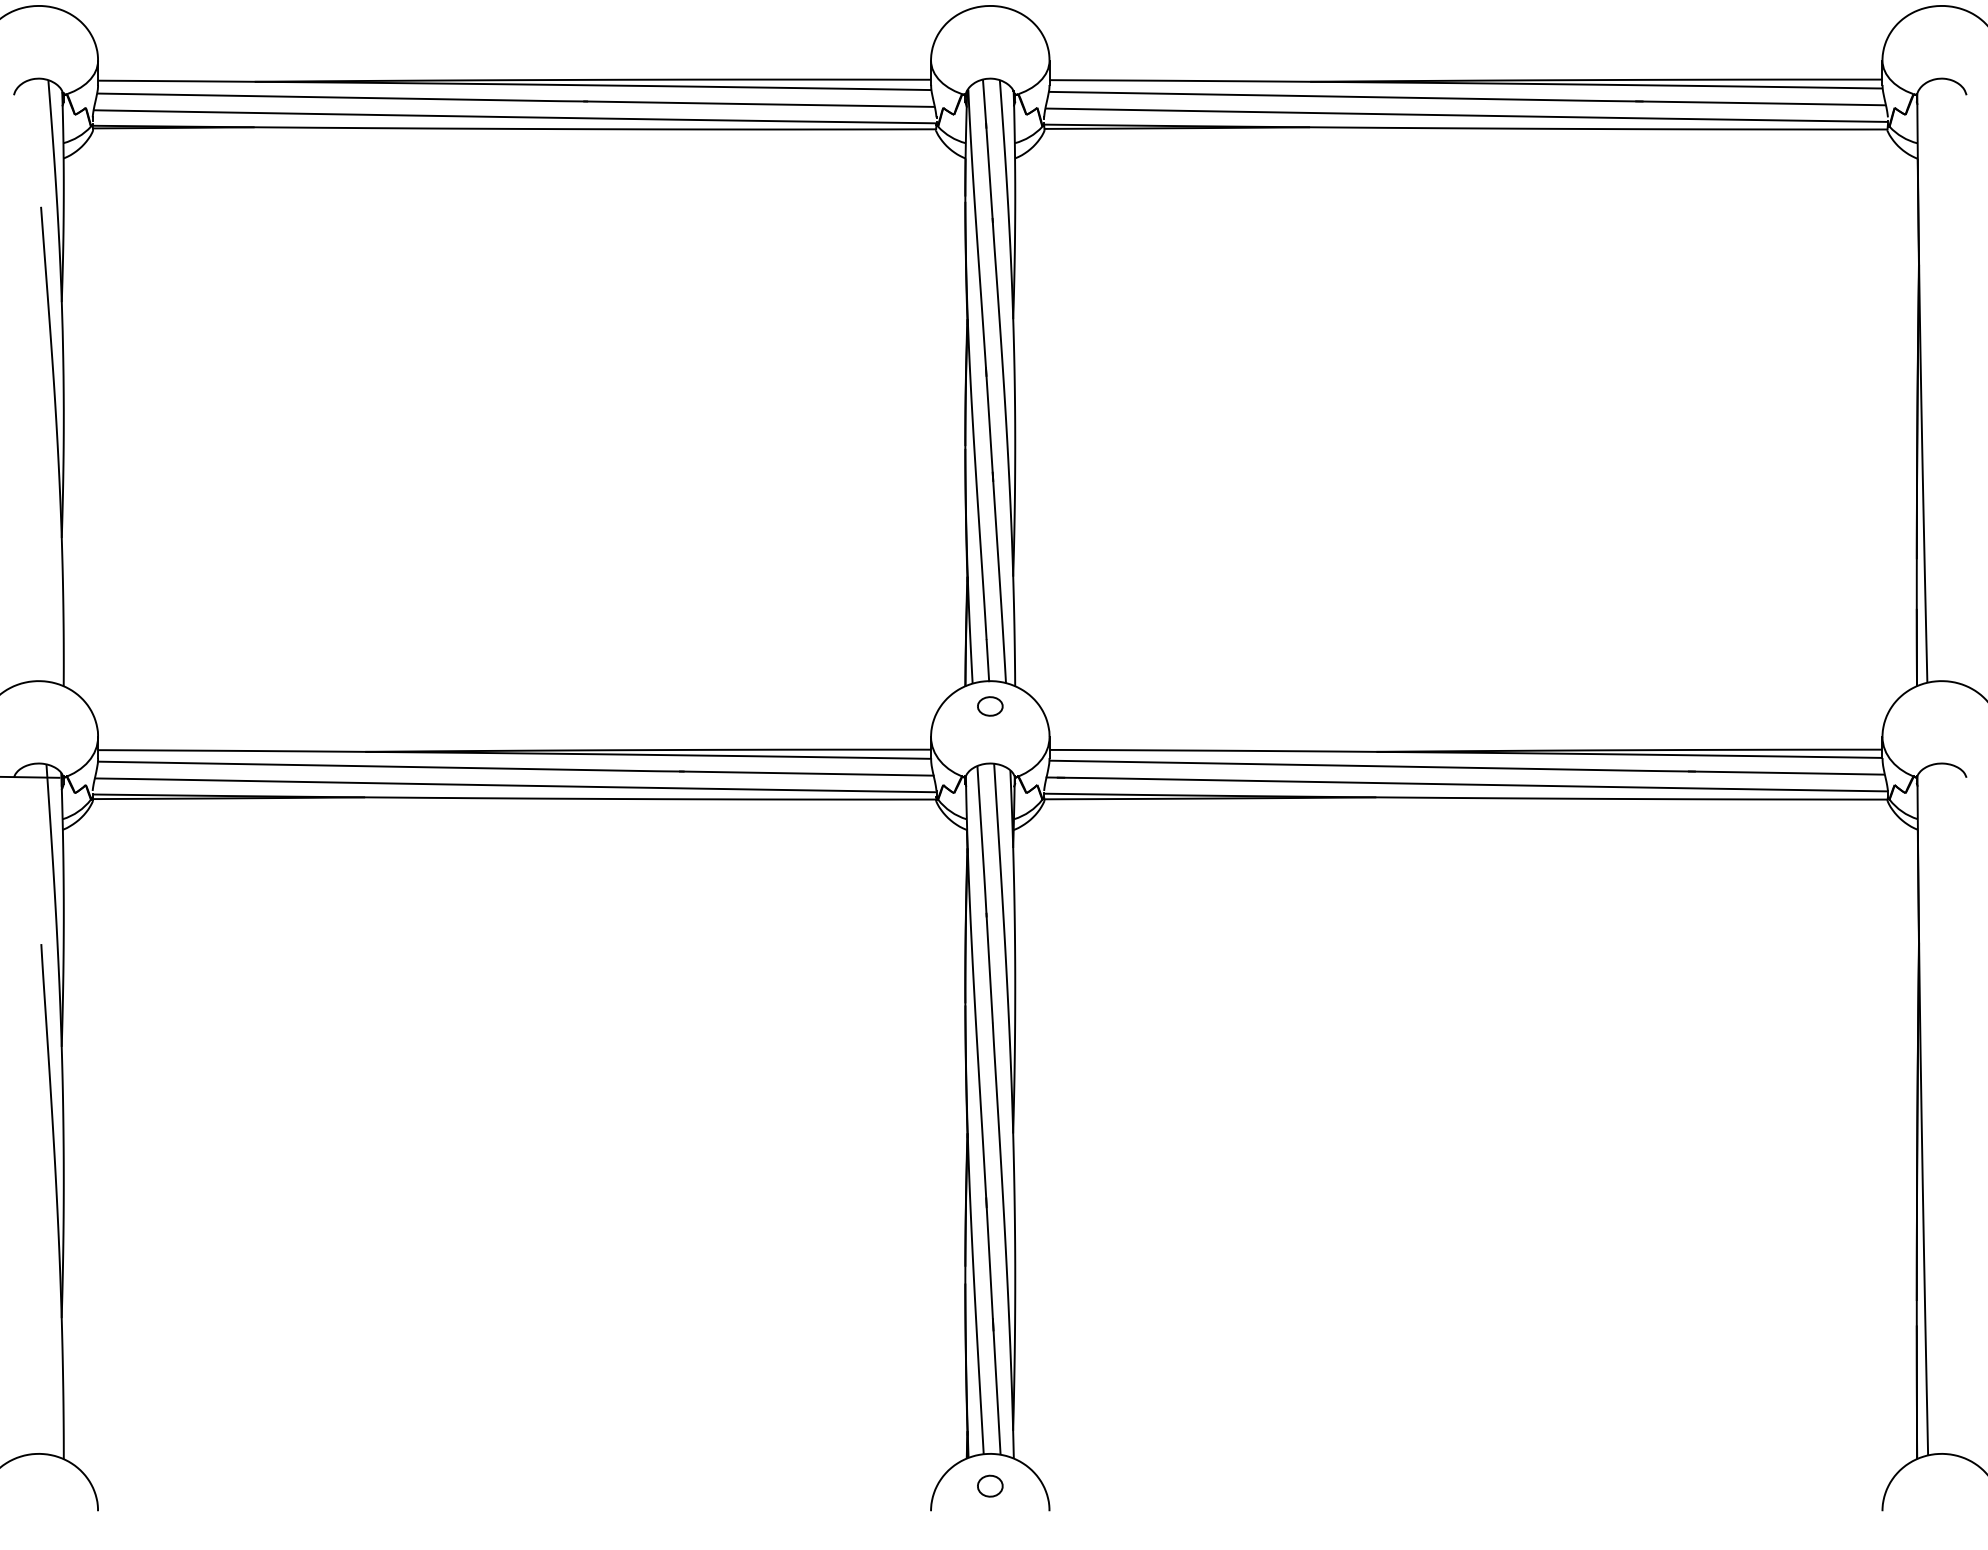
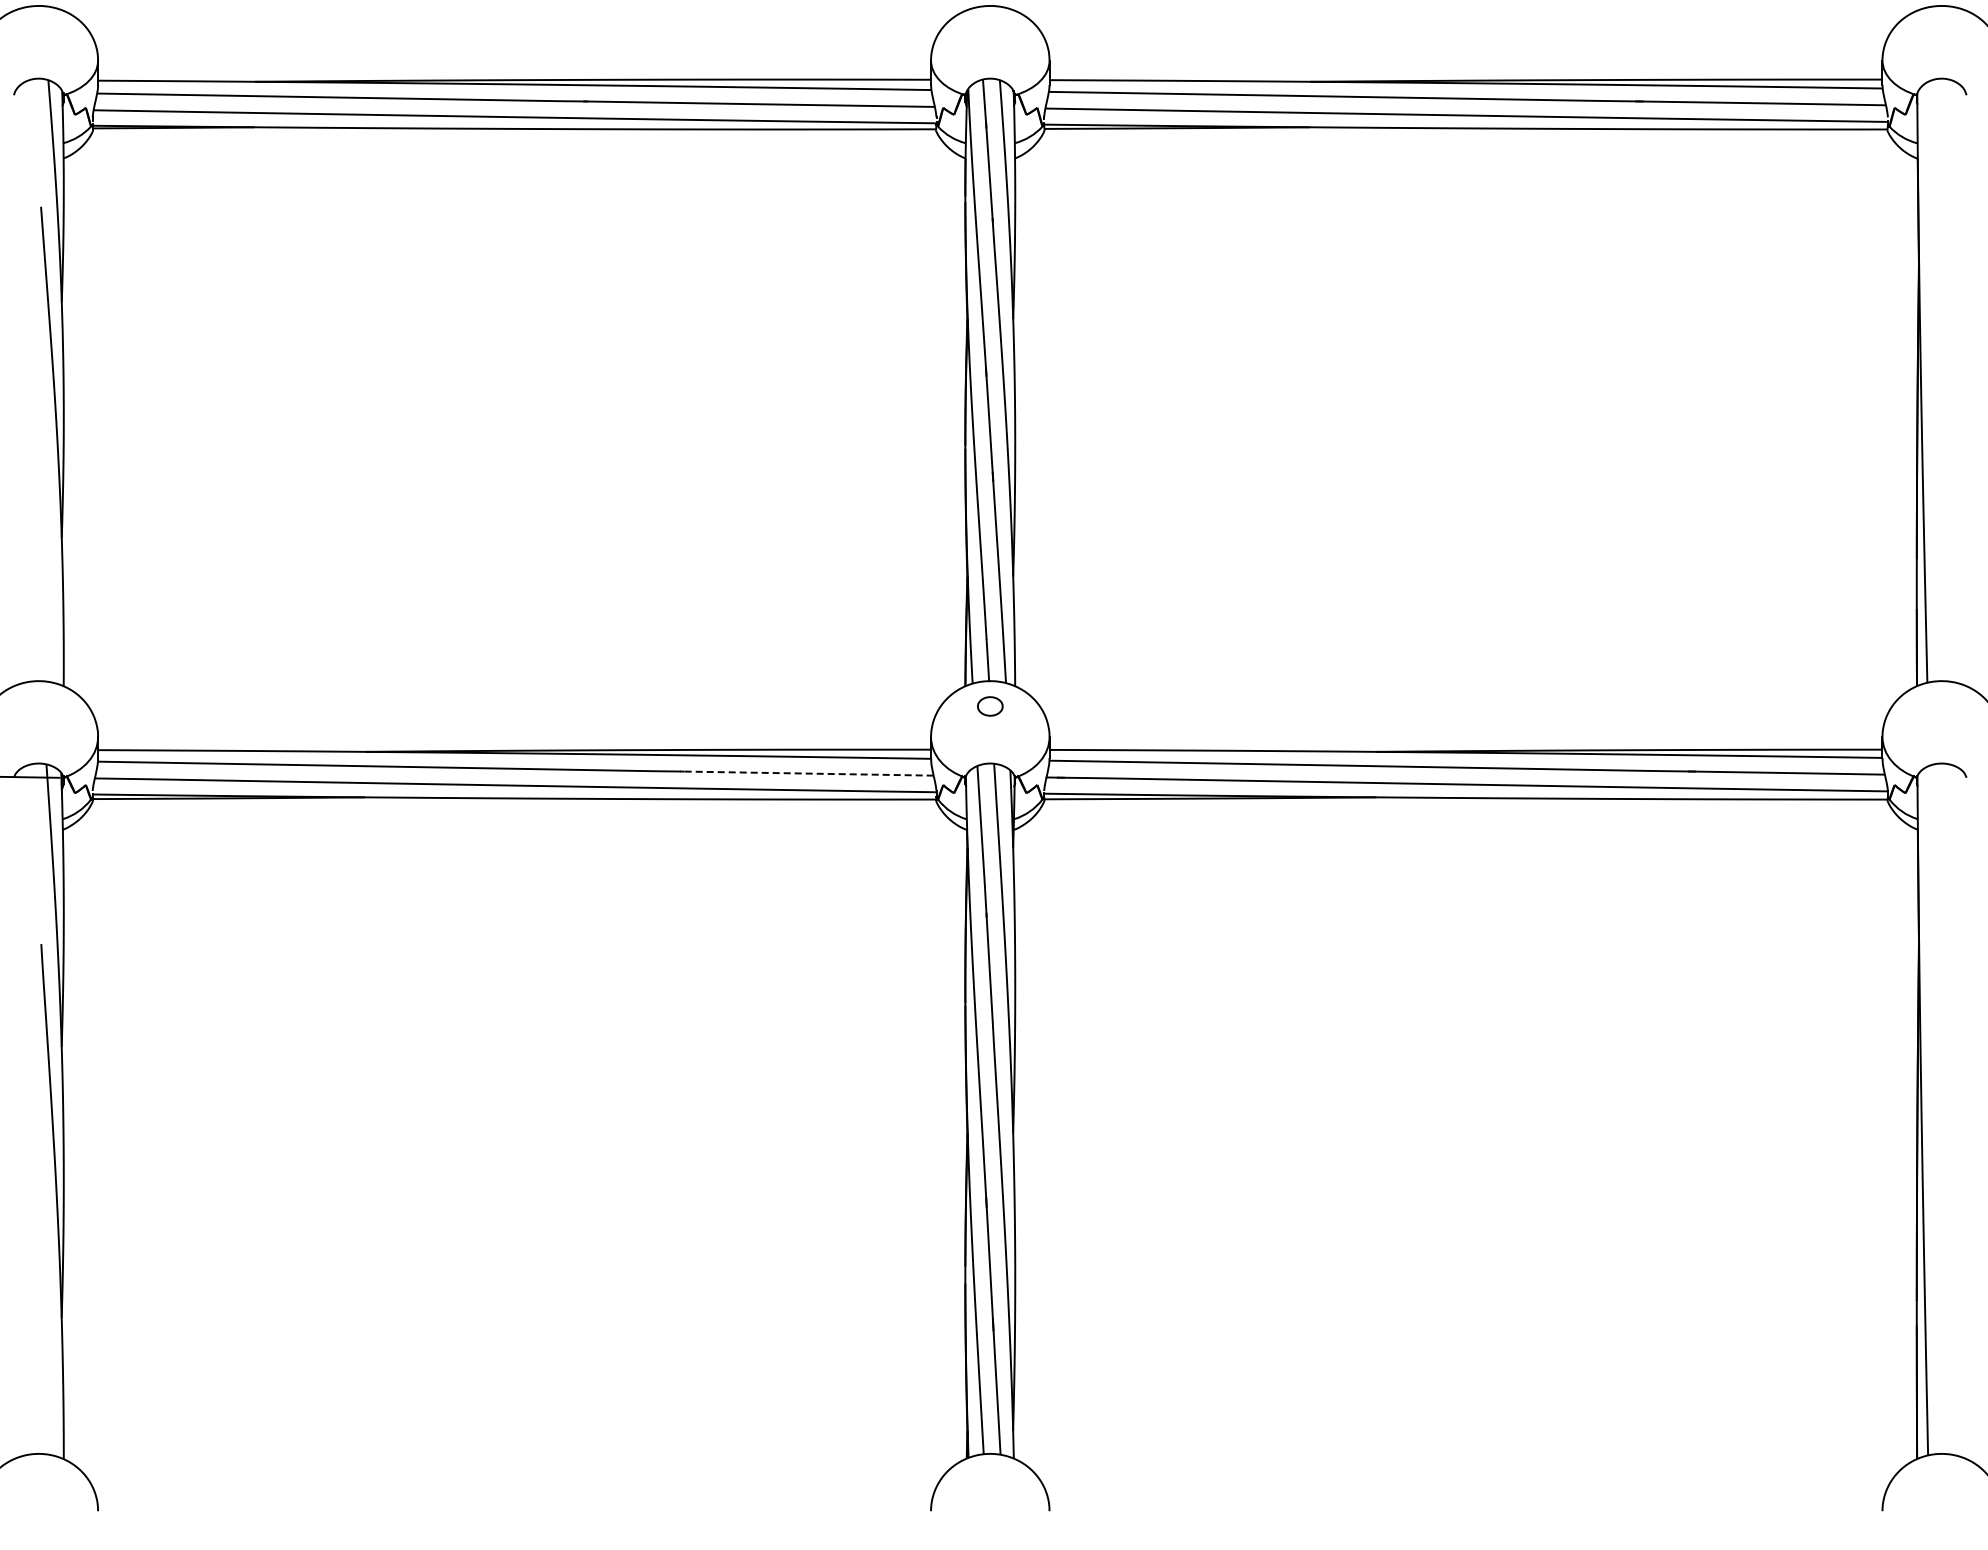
line: solid -> dashed (806, 773)
part: present -> none (990, 1485)
